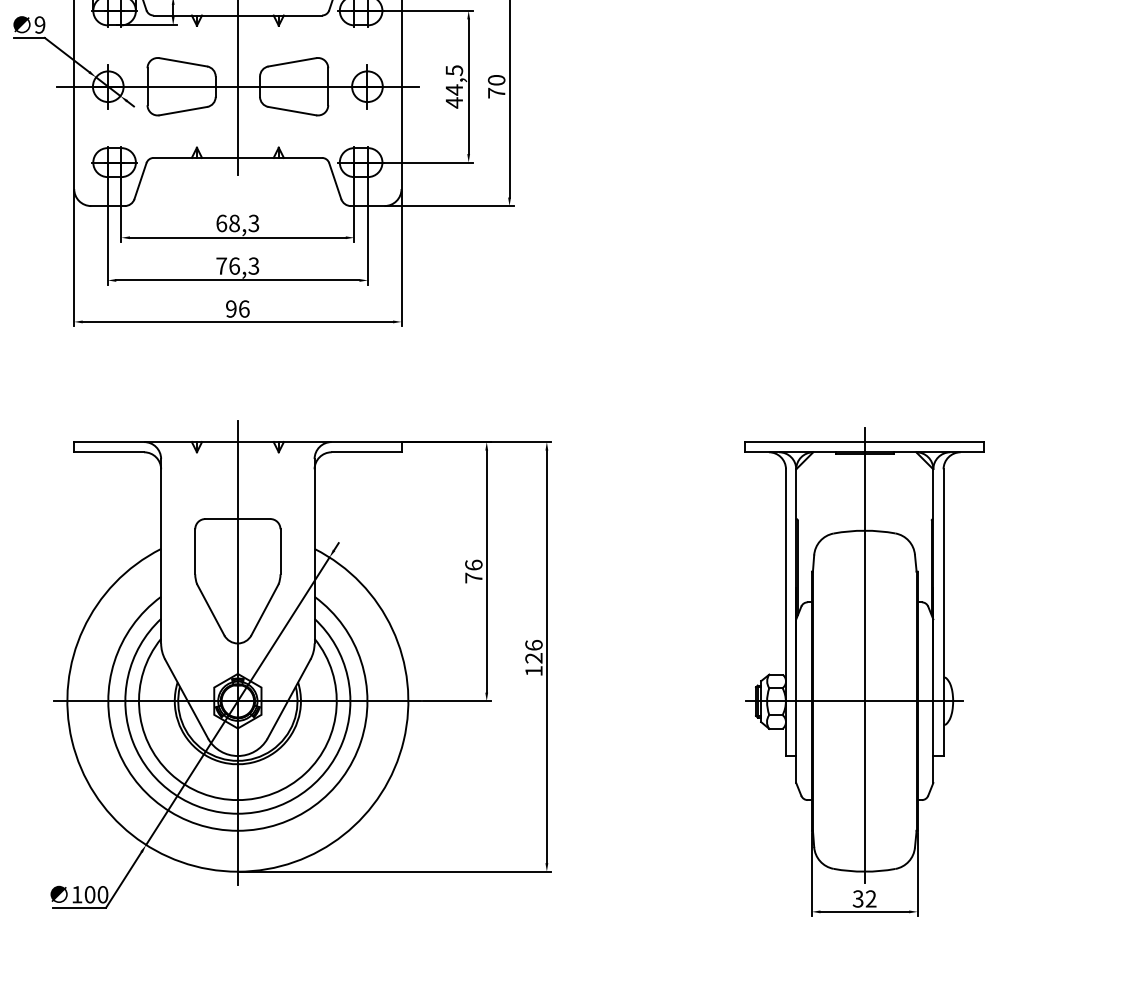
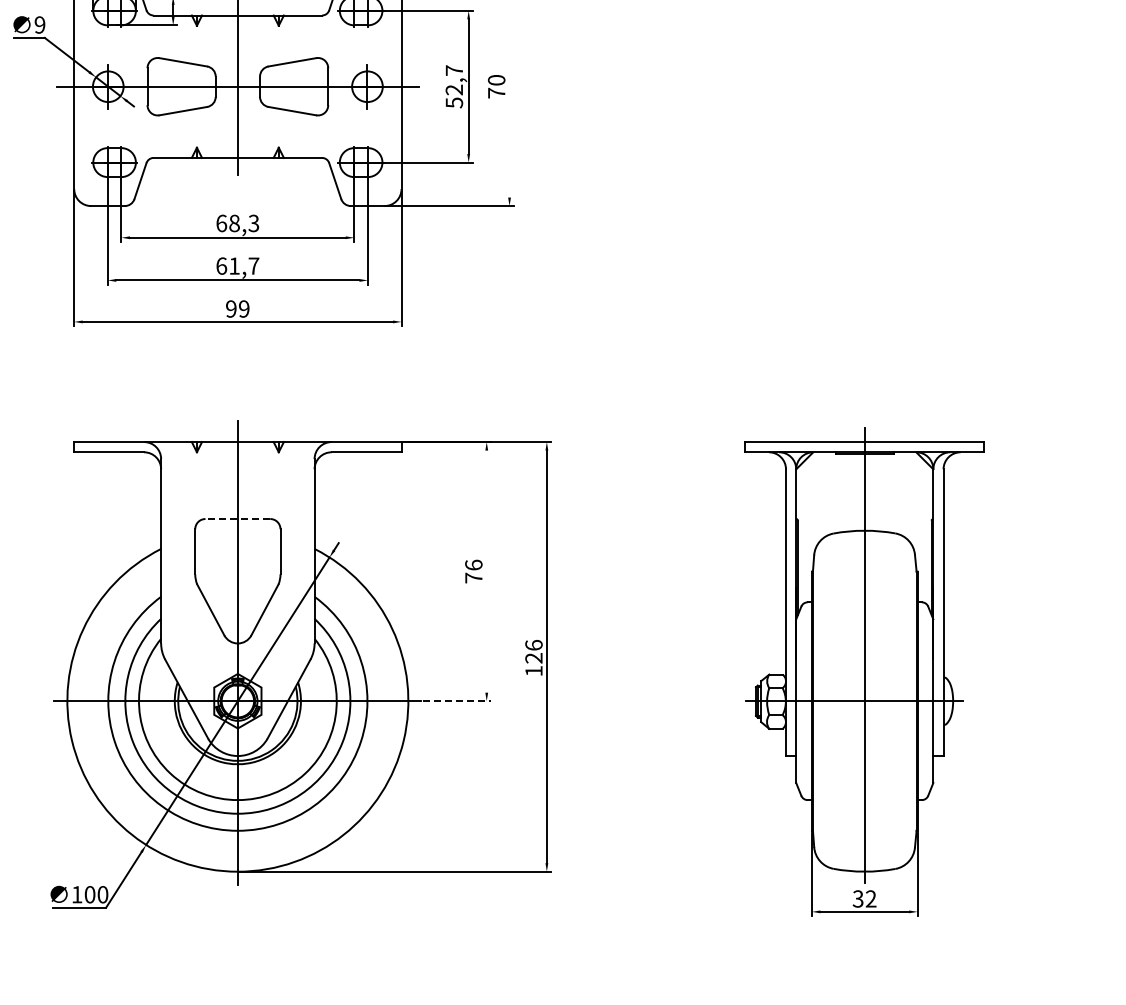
text: 44,5 -> 52,7 (454, 86)
line: present -> none (509, 99)
text: 76,3 -> 61,7 (237, 265)
text: 96 -> 99 (244, 308)
line: solid -> dashed (237, 519)
line: present -> none (486, 571)
line: solid -> dashed (457, 701)
